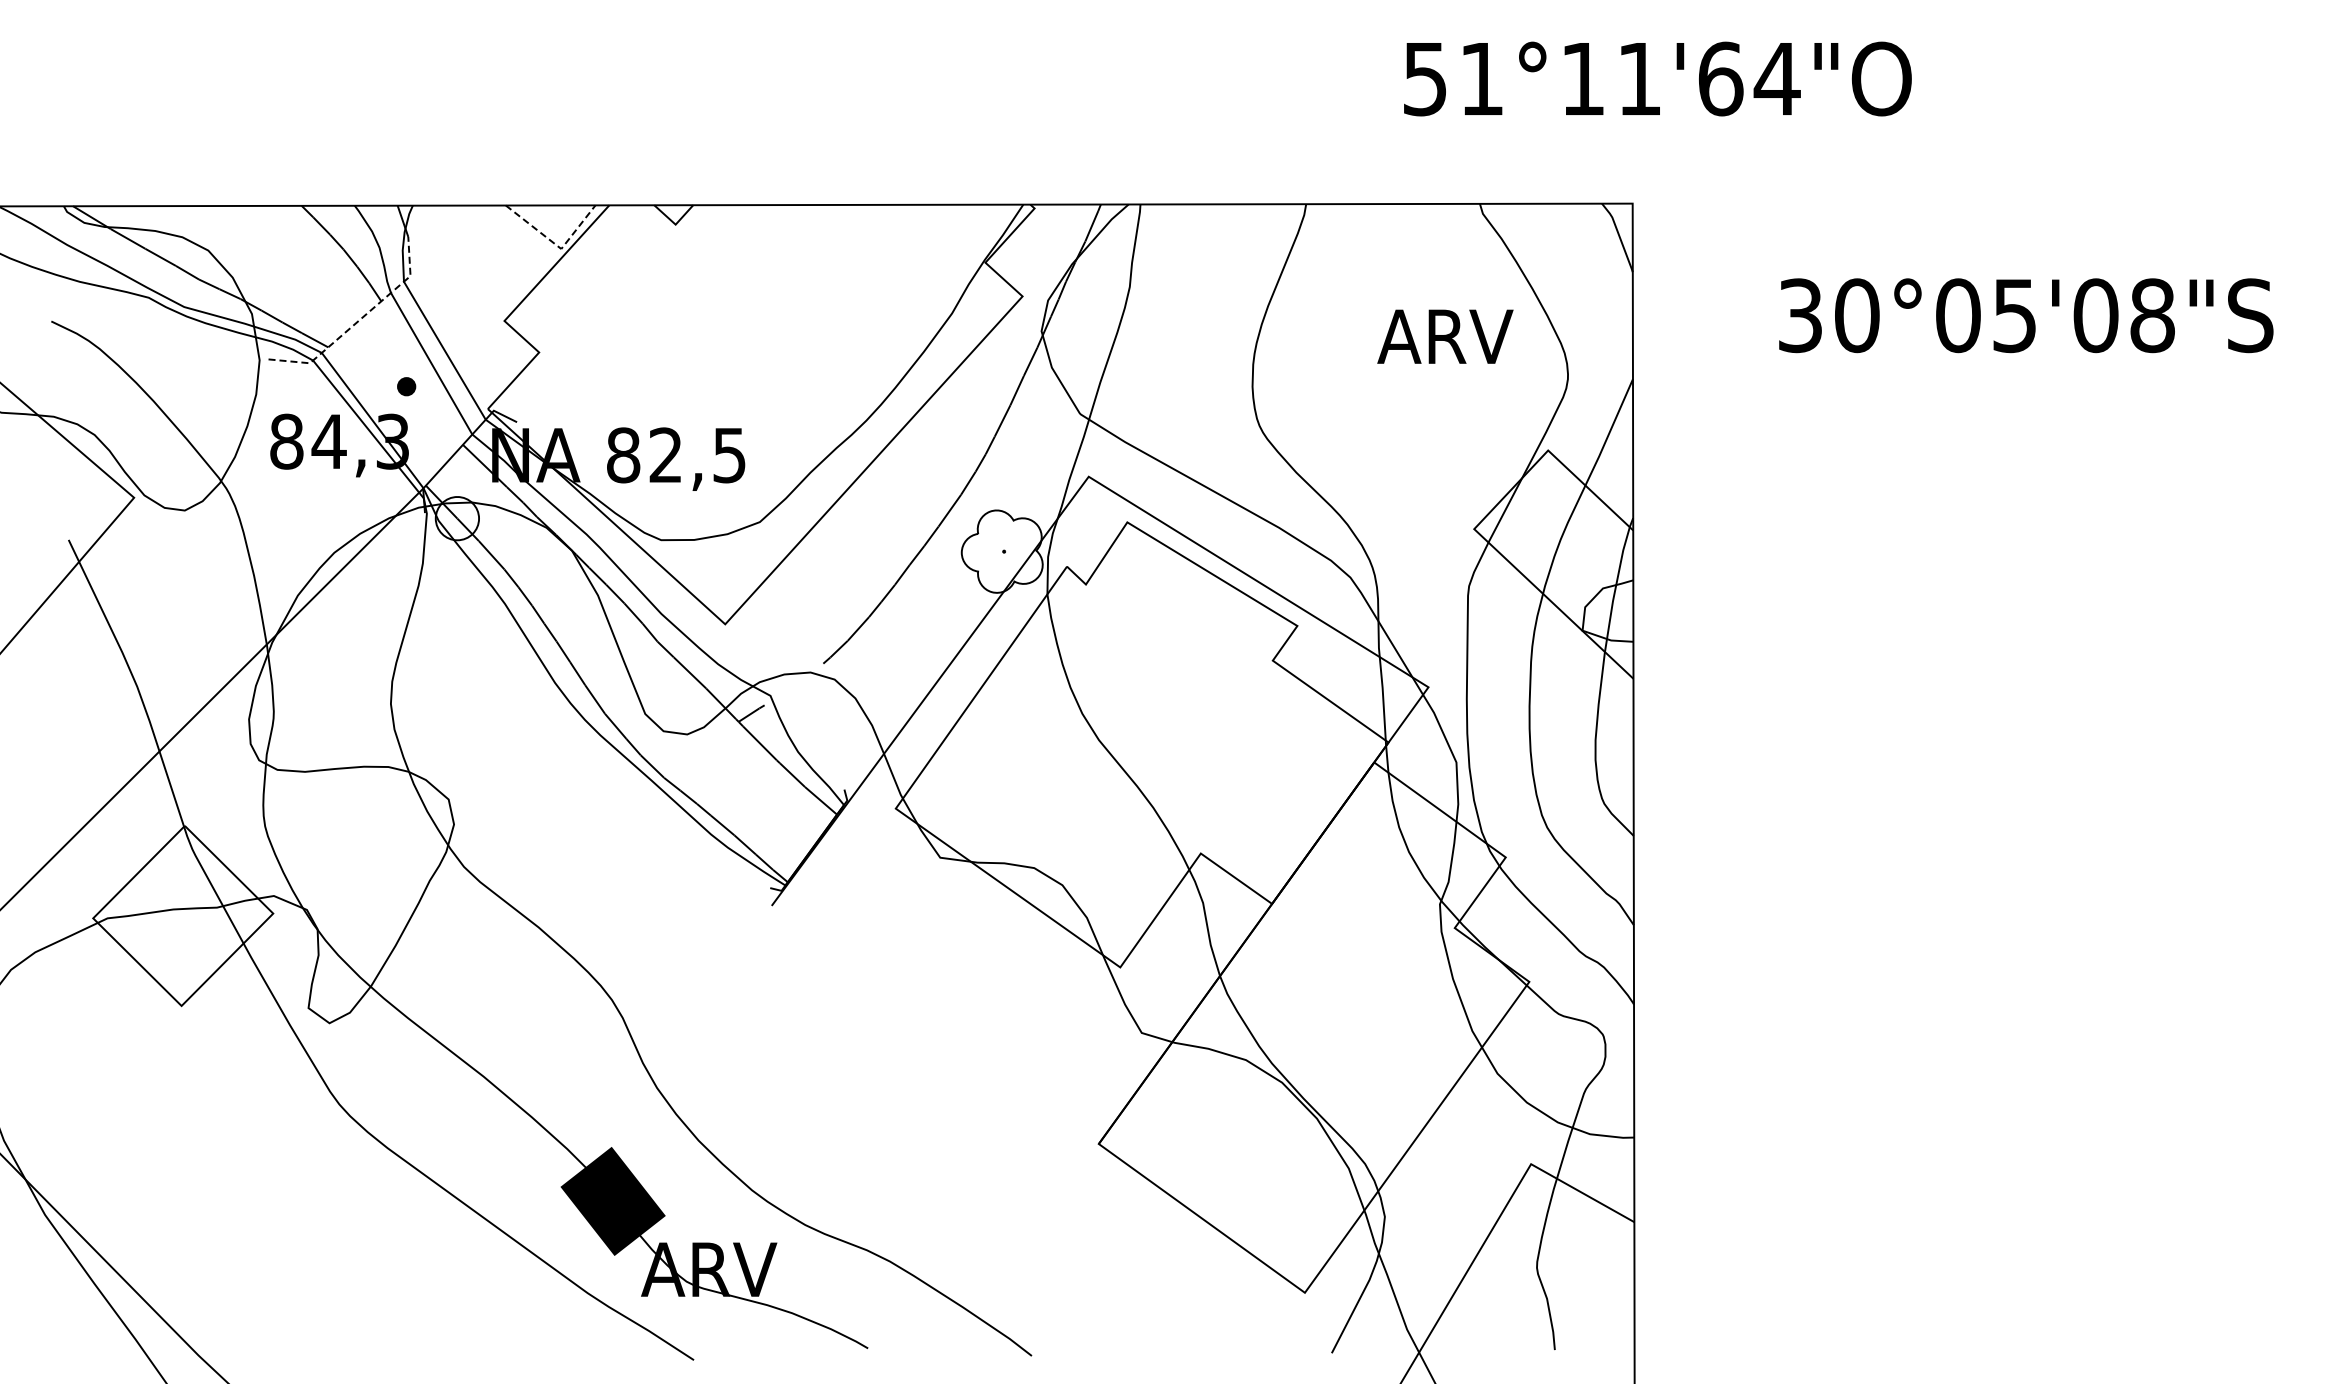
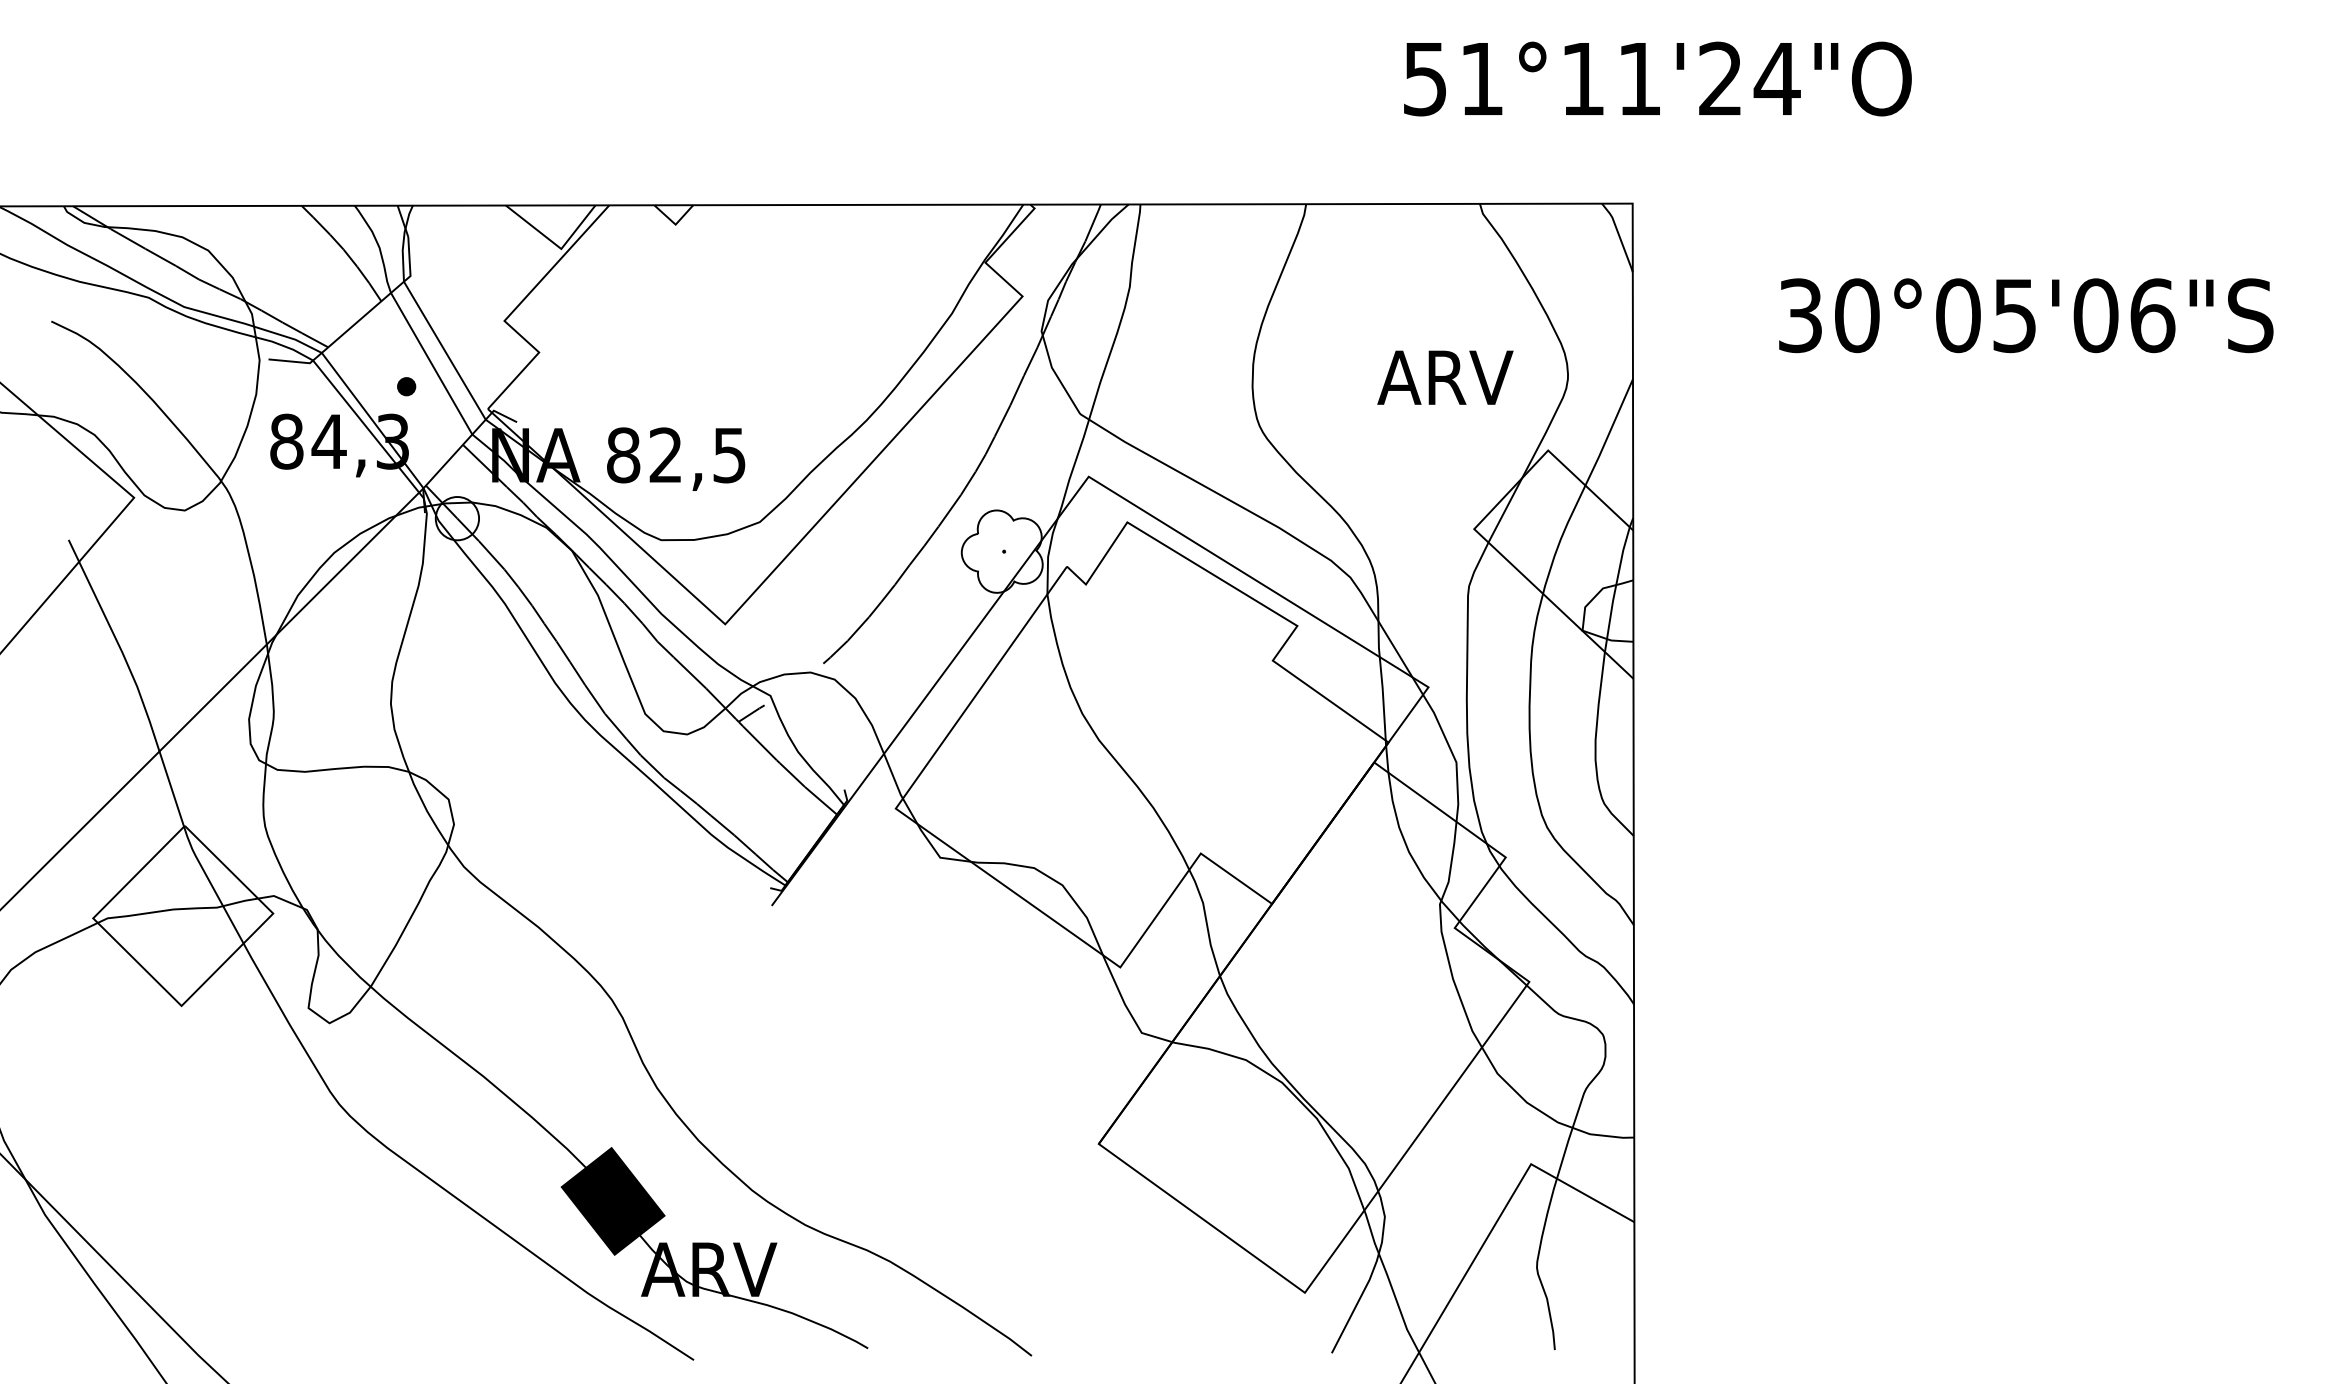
text: 51°11'64"O -> 51°11'24"O (1720, 78)
line: dashed -> solid (555, 244)
text: 30°05'08"S -> 30°05'06"S (2152, 315)
line: dashed -> solid (359, 320)
text position: (1445, 336) -> (1445, 377) (1445, 377)
